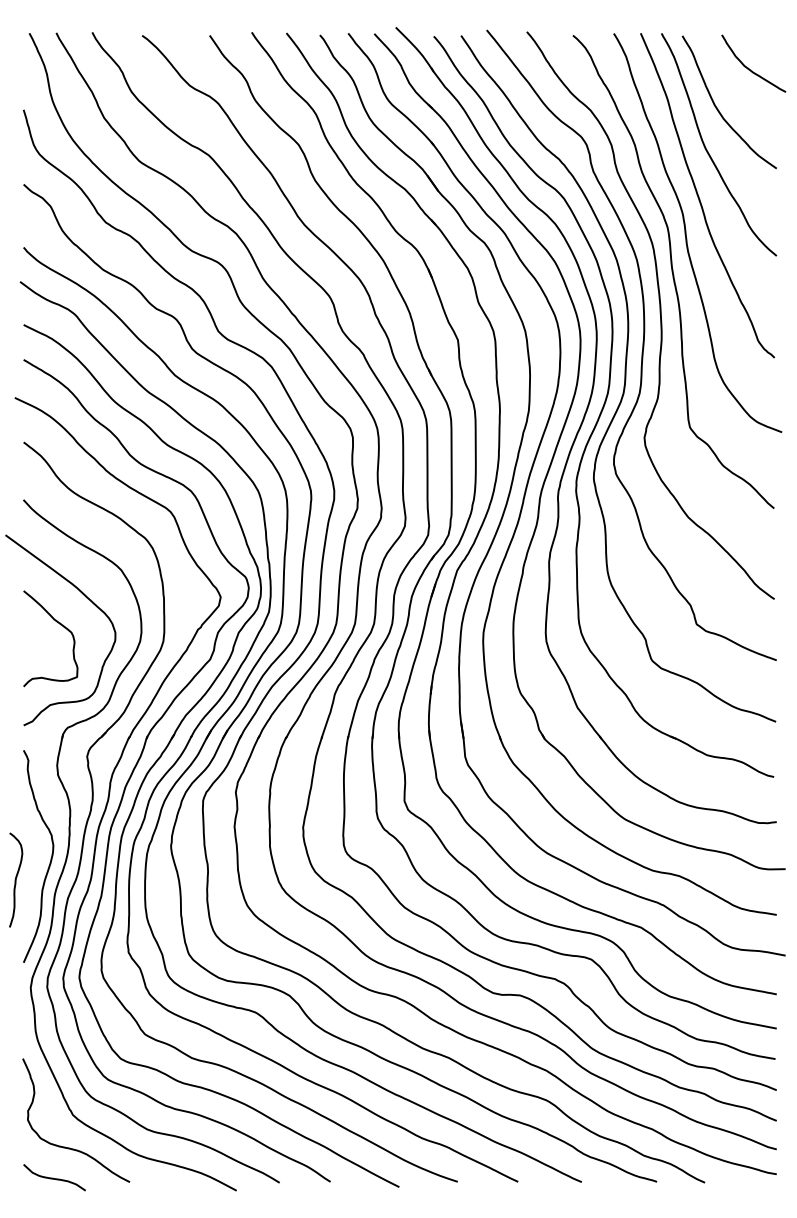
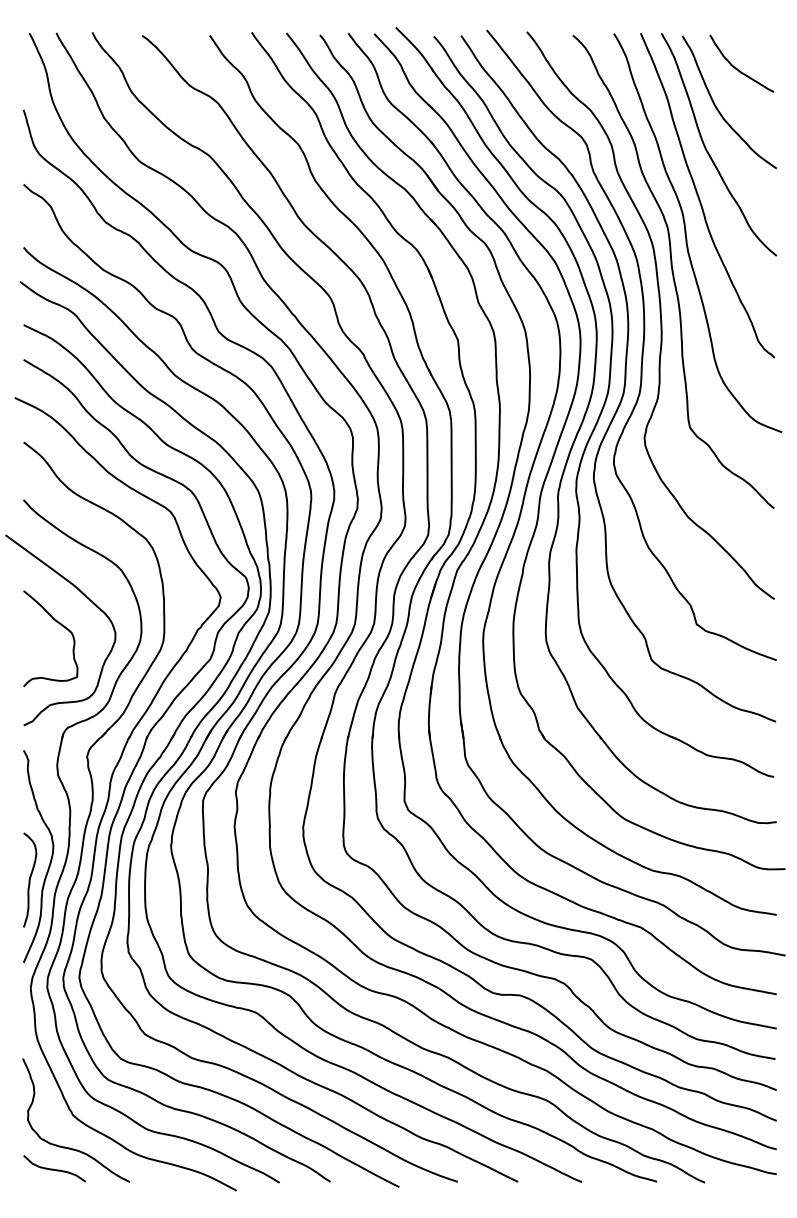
curve position: (748, 67) -> (736, 67) (736, 67)
curve position: (16, 879) -> (30, 879) (30, 879)
curve position: (53, 1177) -> (53, 1168) (53, 1168)
